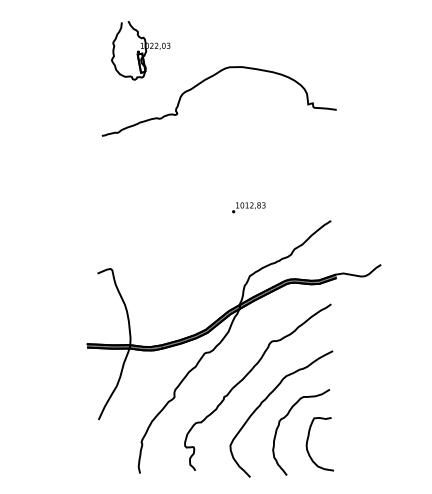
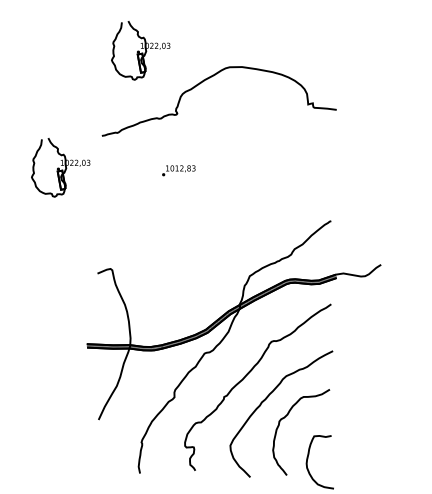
part: none -> present (60, 167)
text position: (248, 207) -> (178, 170) (178, 170)
curve position: (308, 441) -> (308, 459) (308, 459)
